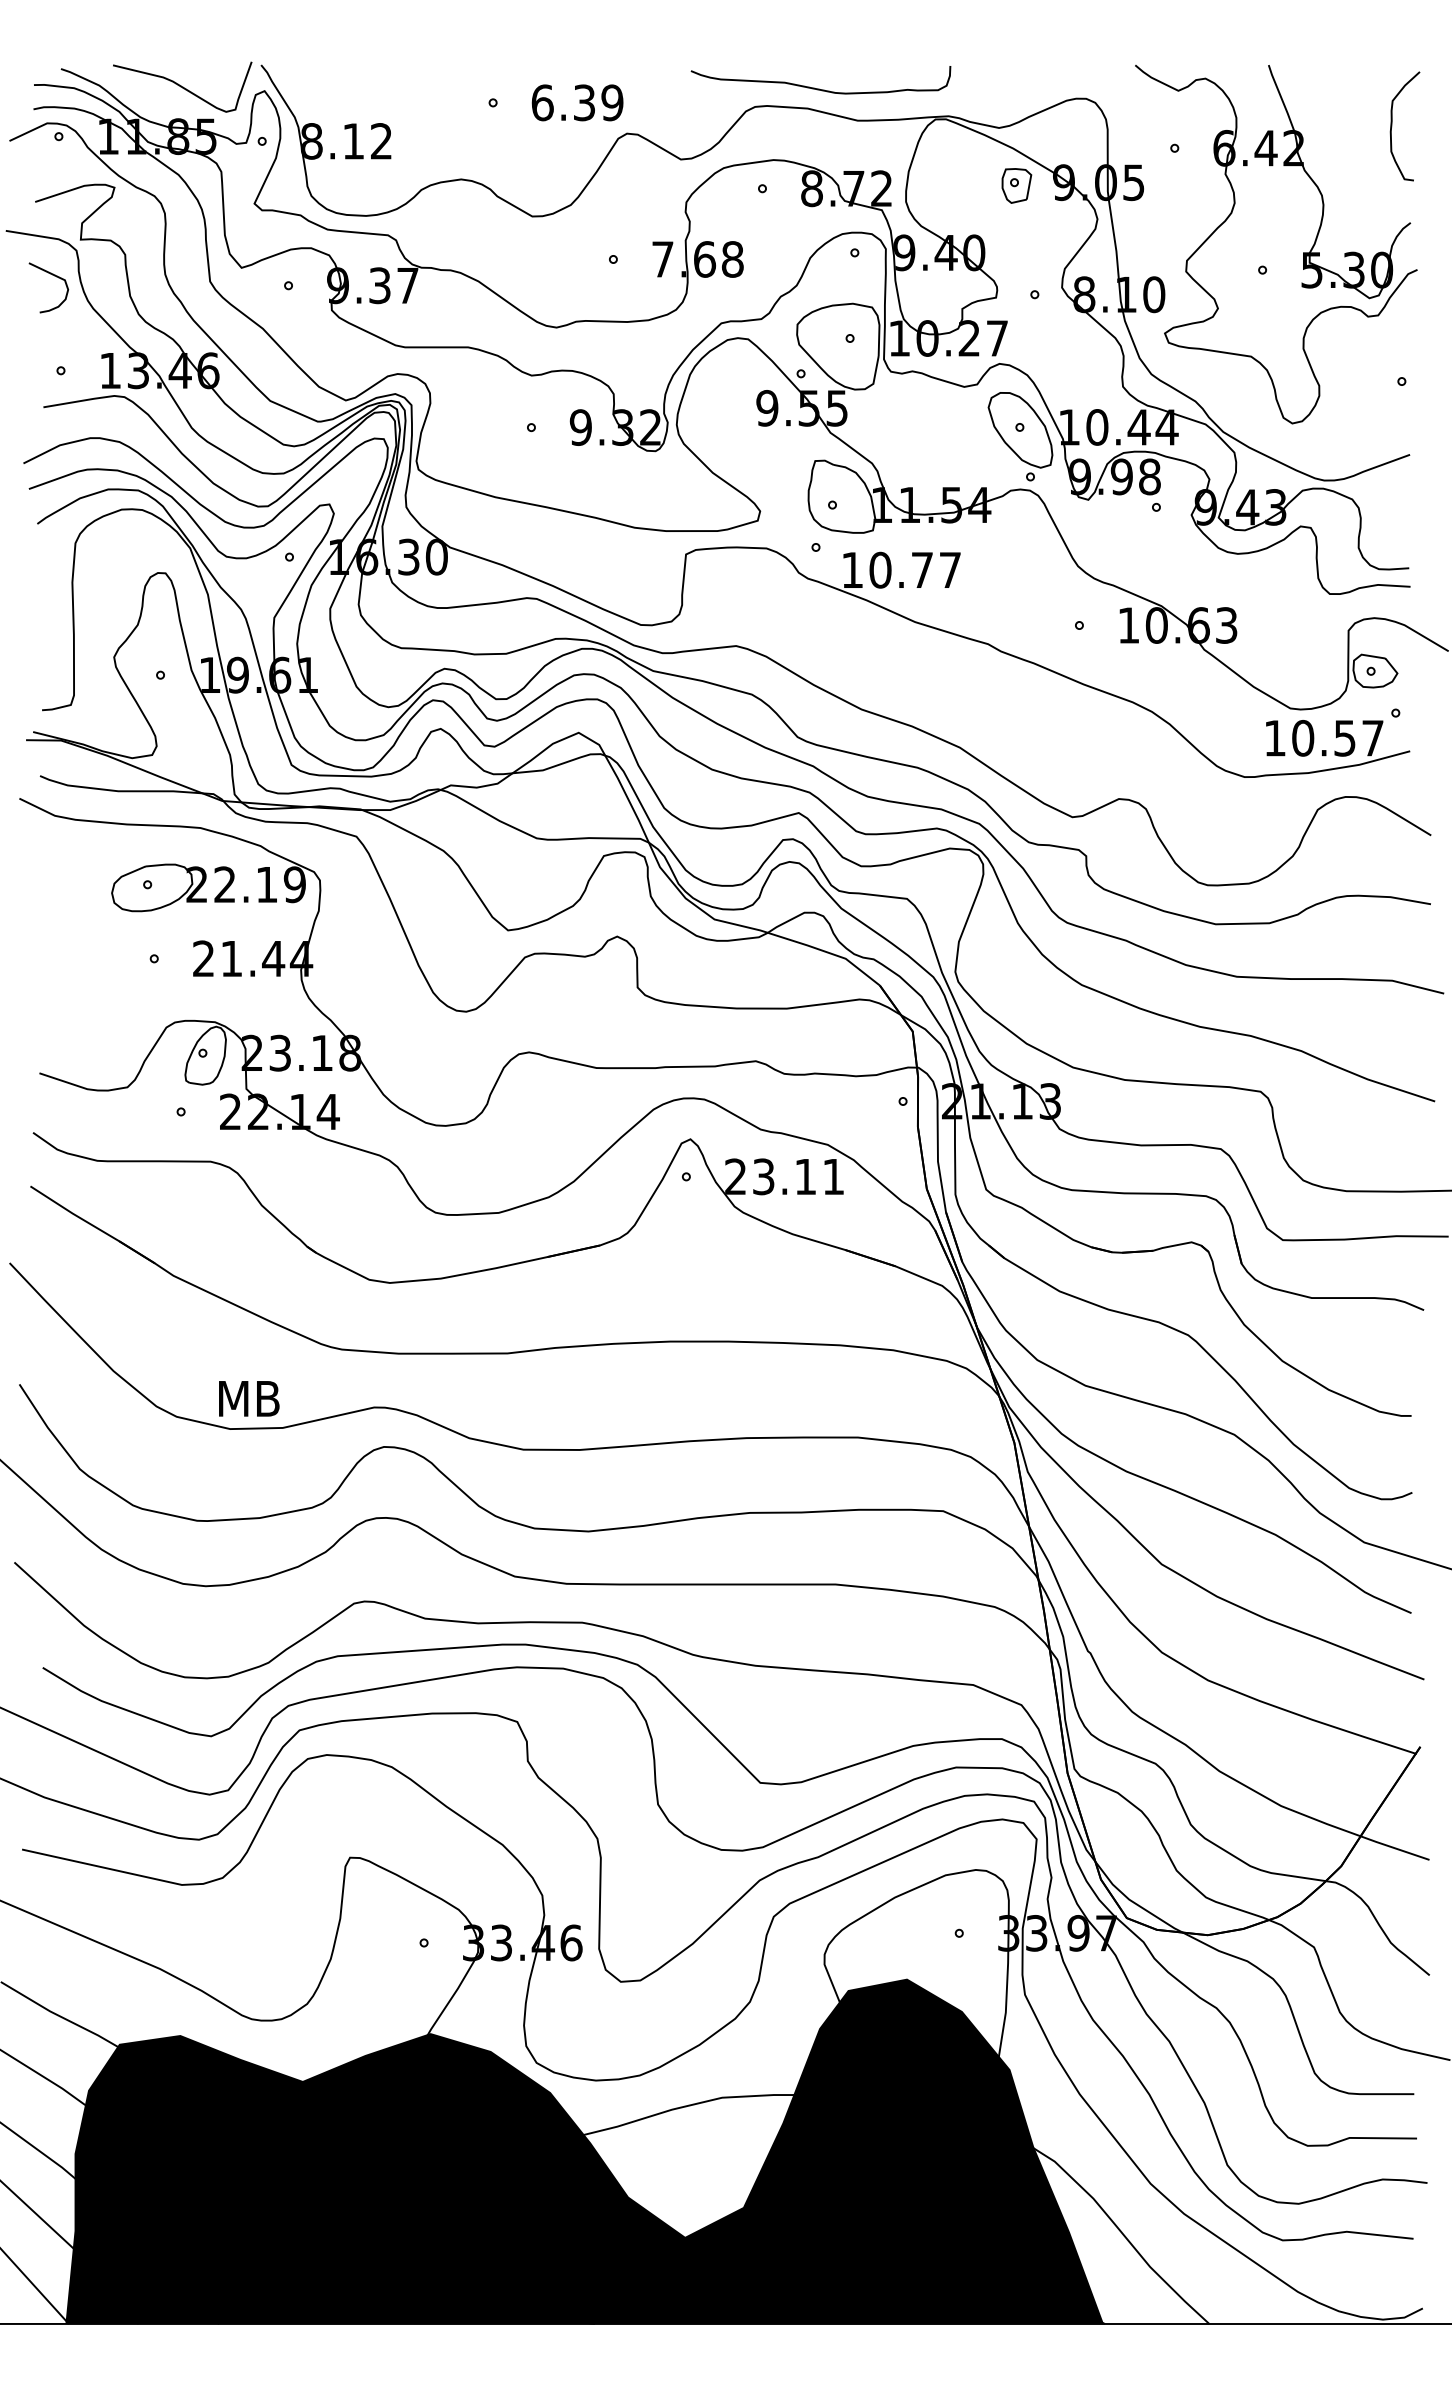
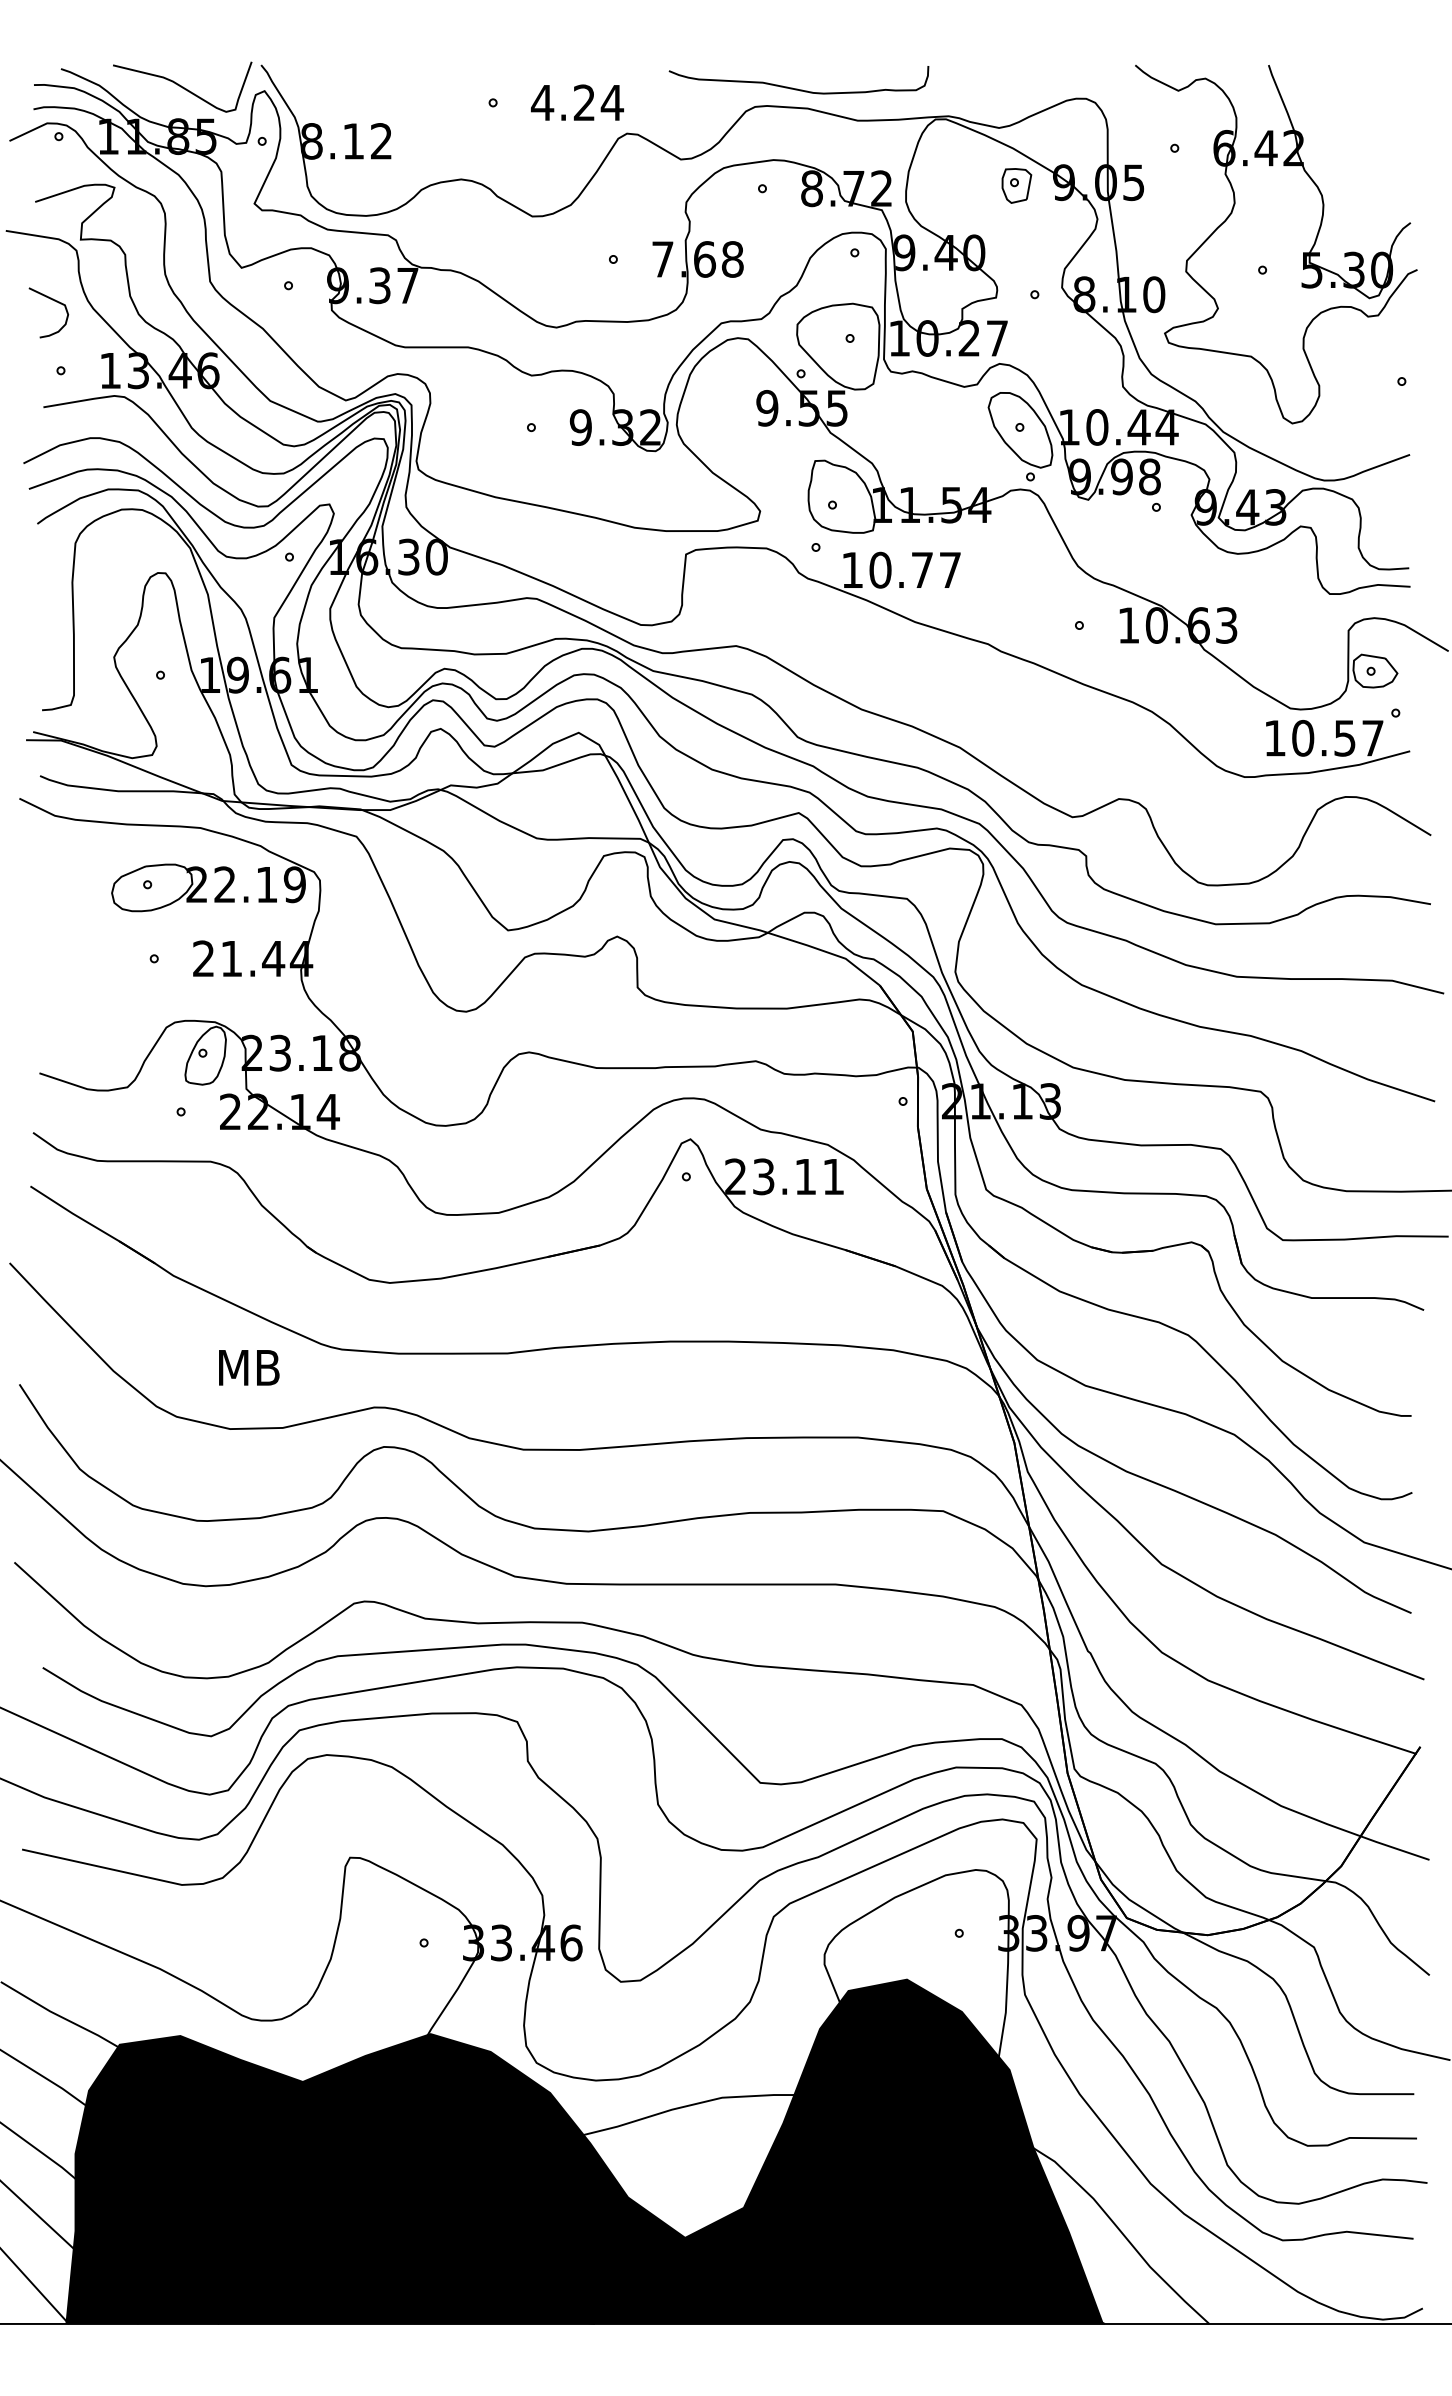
curve position: (819, 88) -> (797, 88) (797, 88)
text: 6.39 -> 4.24 (577, 102)
curve: present -> none (1392, 126)
curve position: (54, 276) -> (54, 301) (54, 301)
text position: (249, 1398) -> (249, 1367) (249, 1367)
